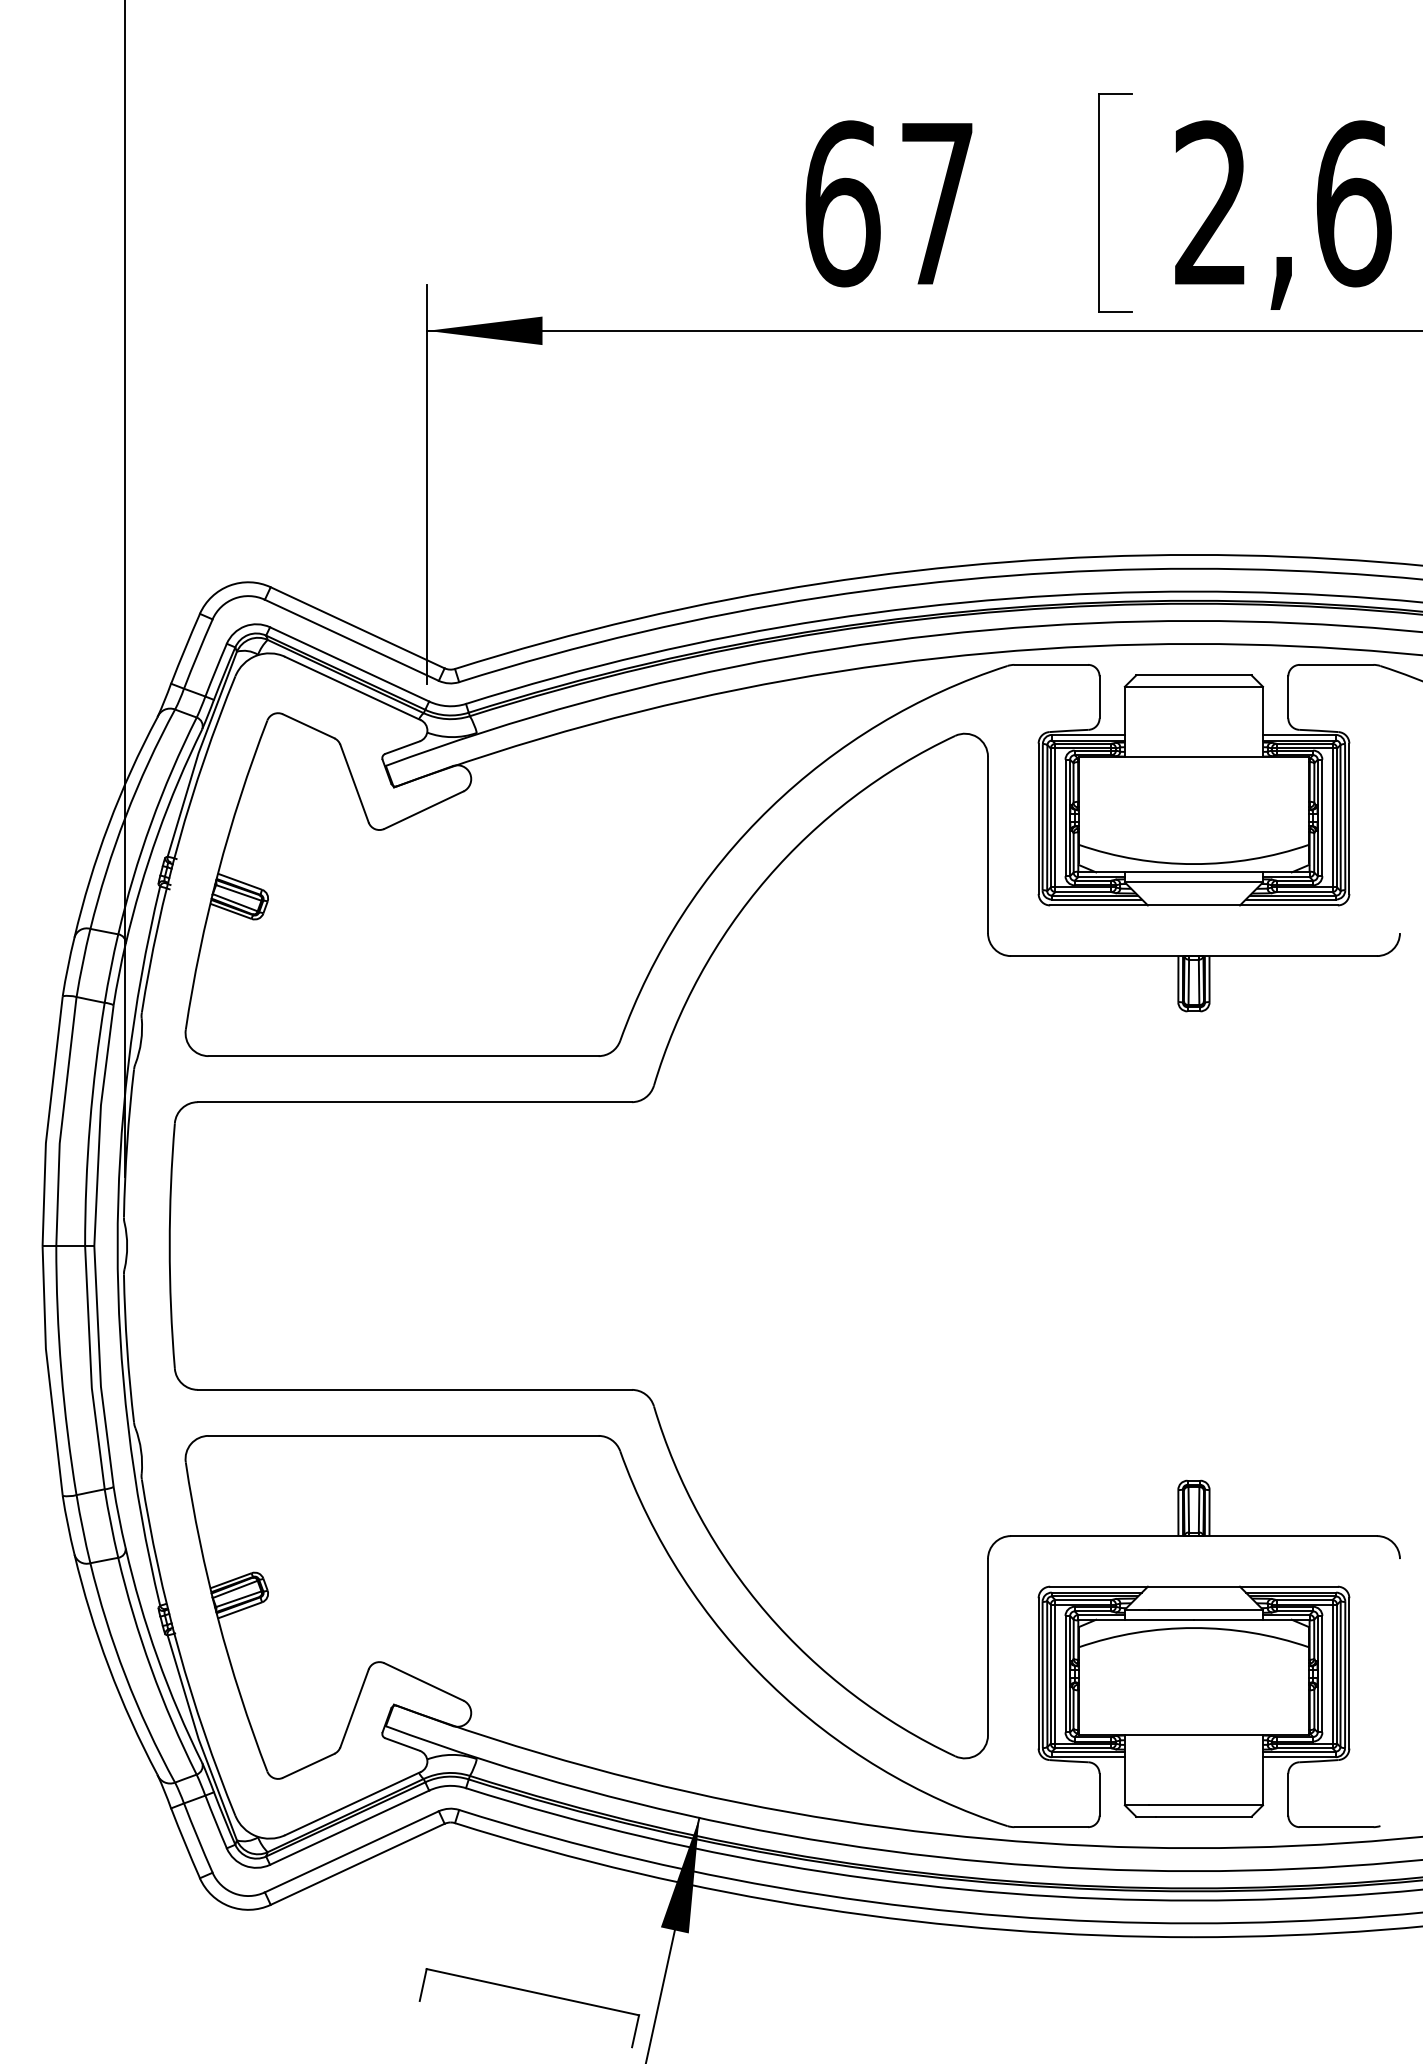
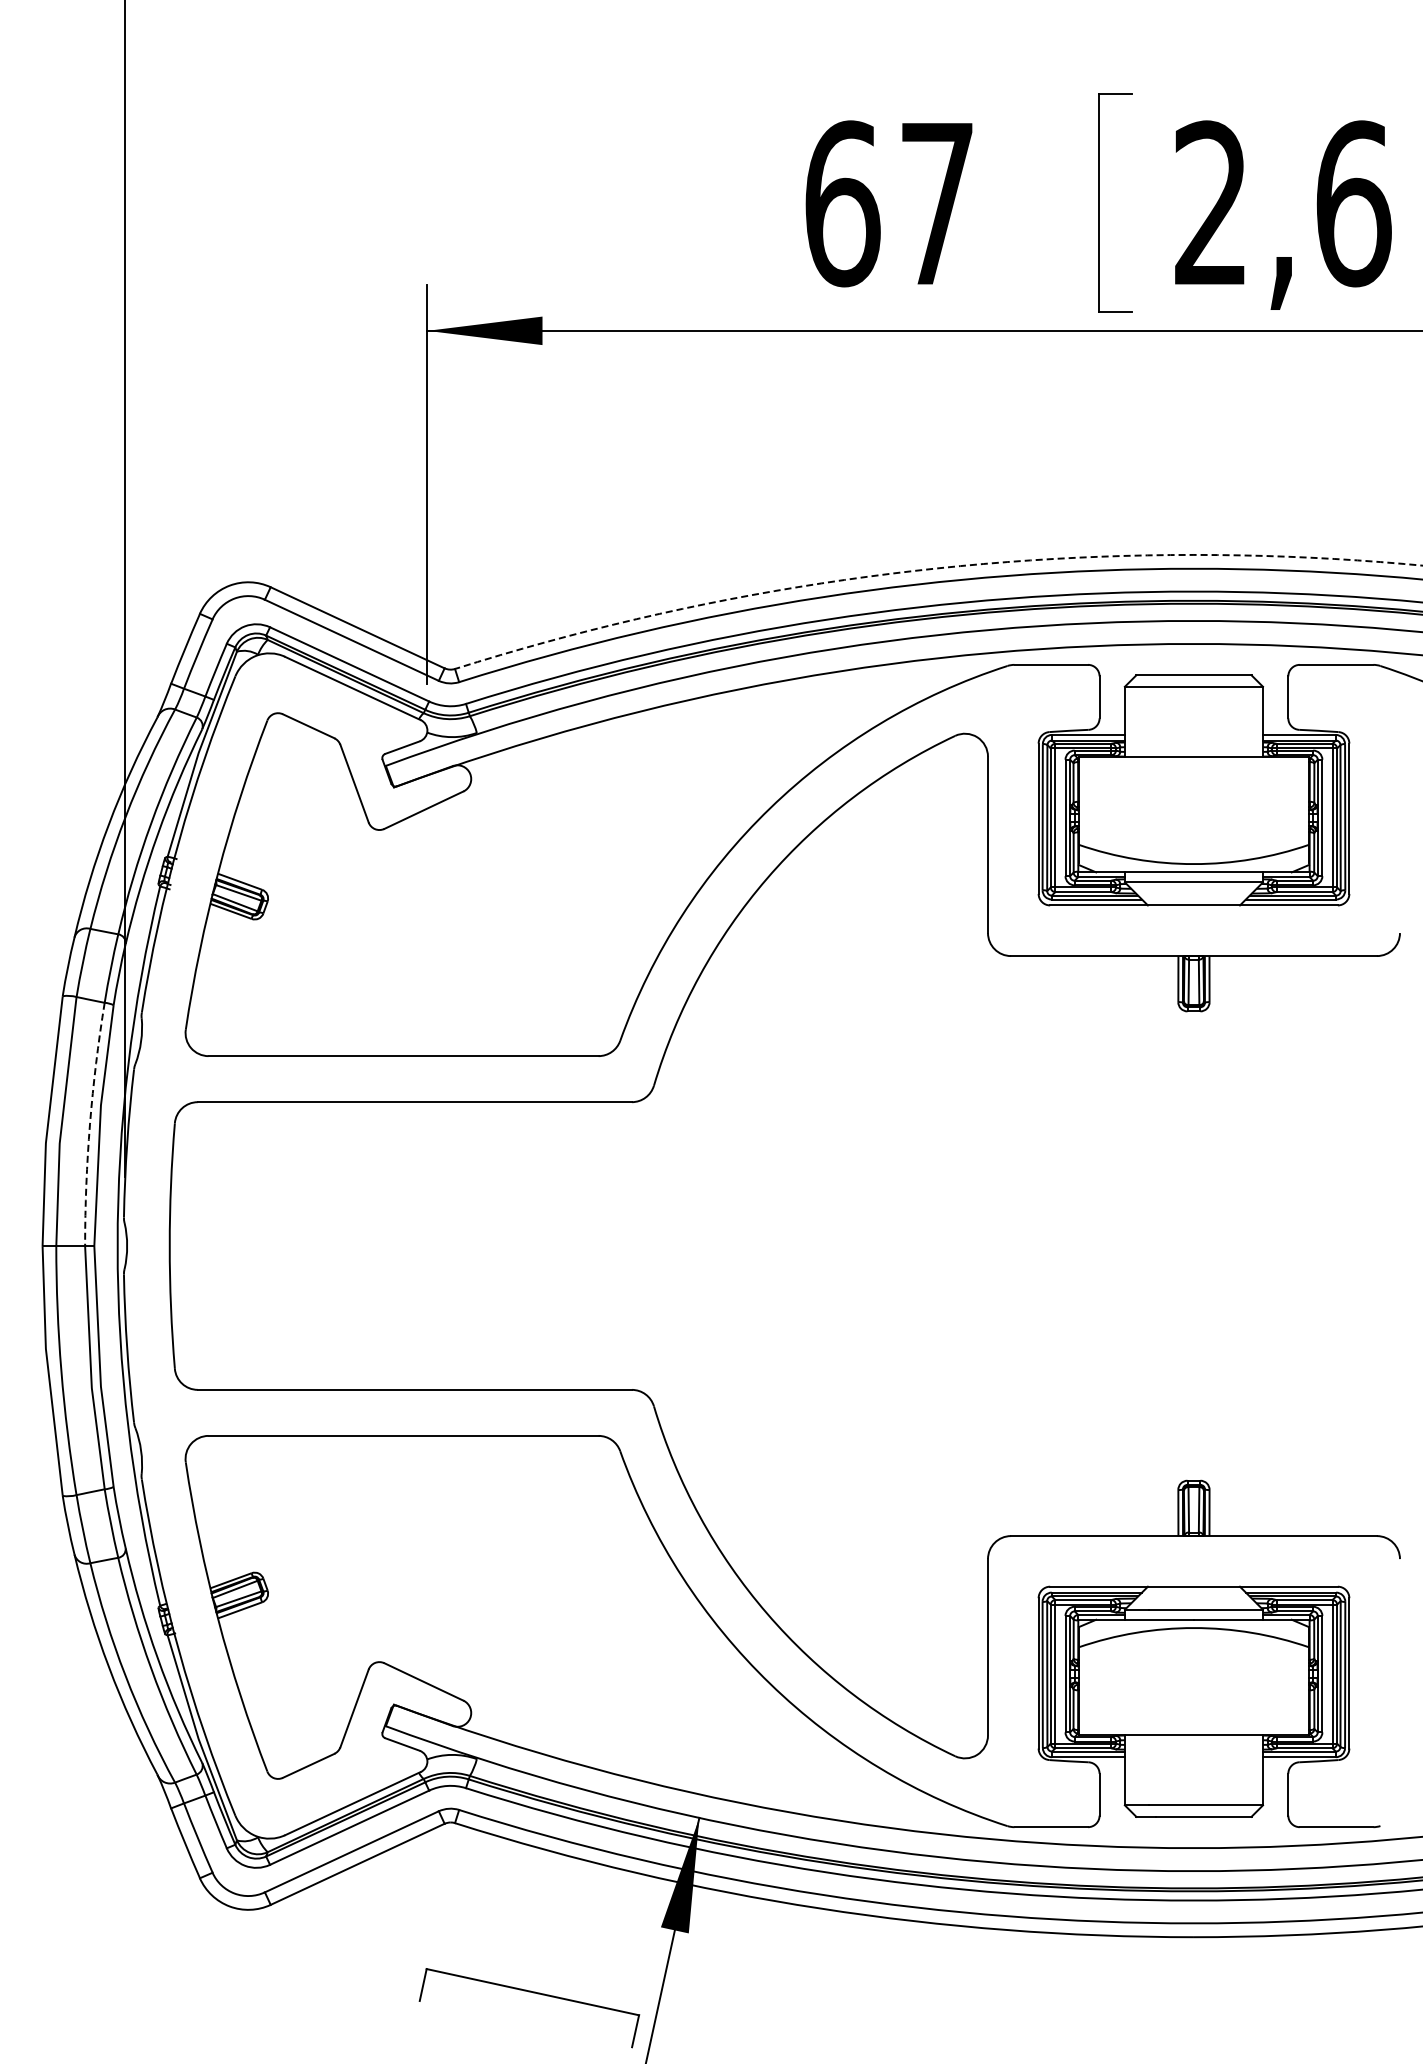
arc: solid -> dashed (931, 569)
arc: solid -> dashed (90, 1124)
